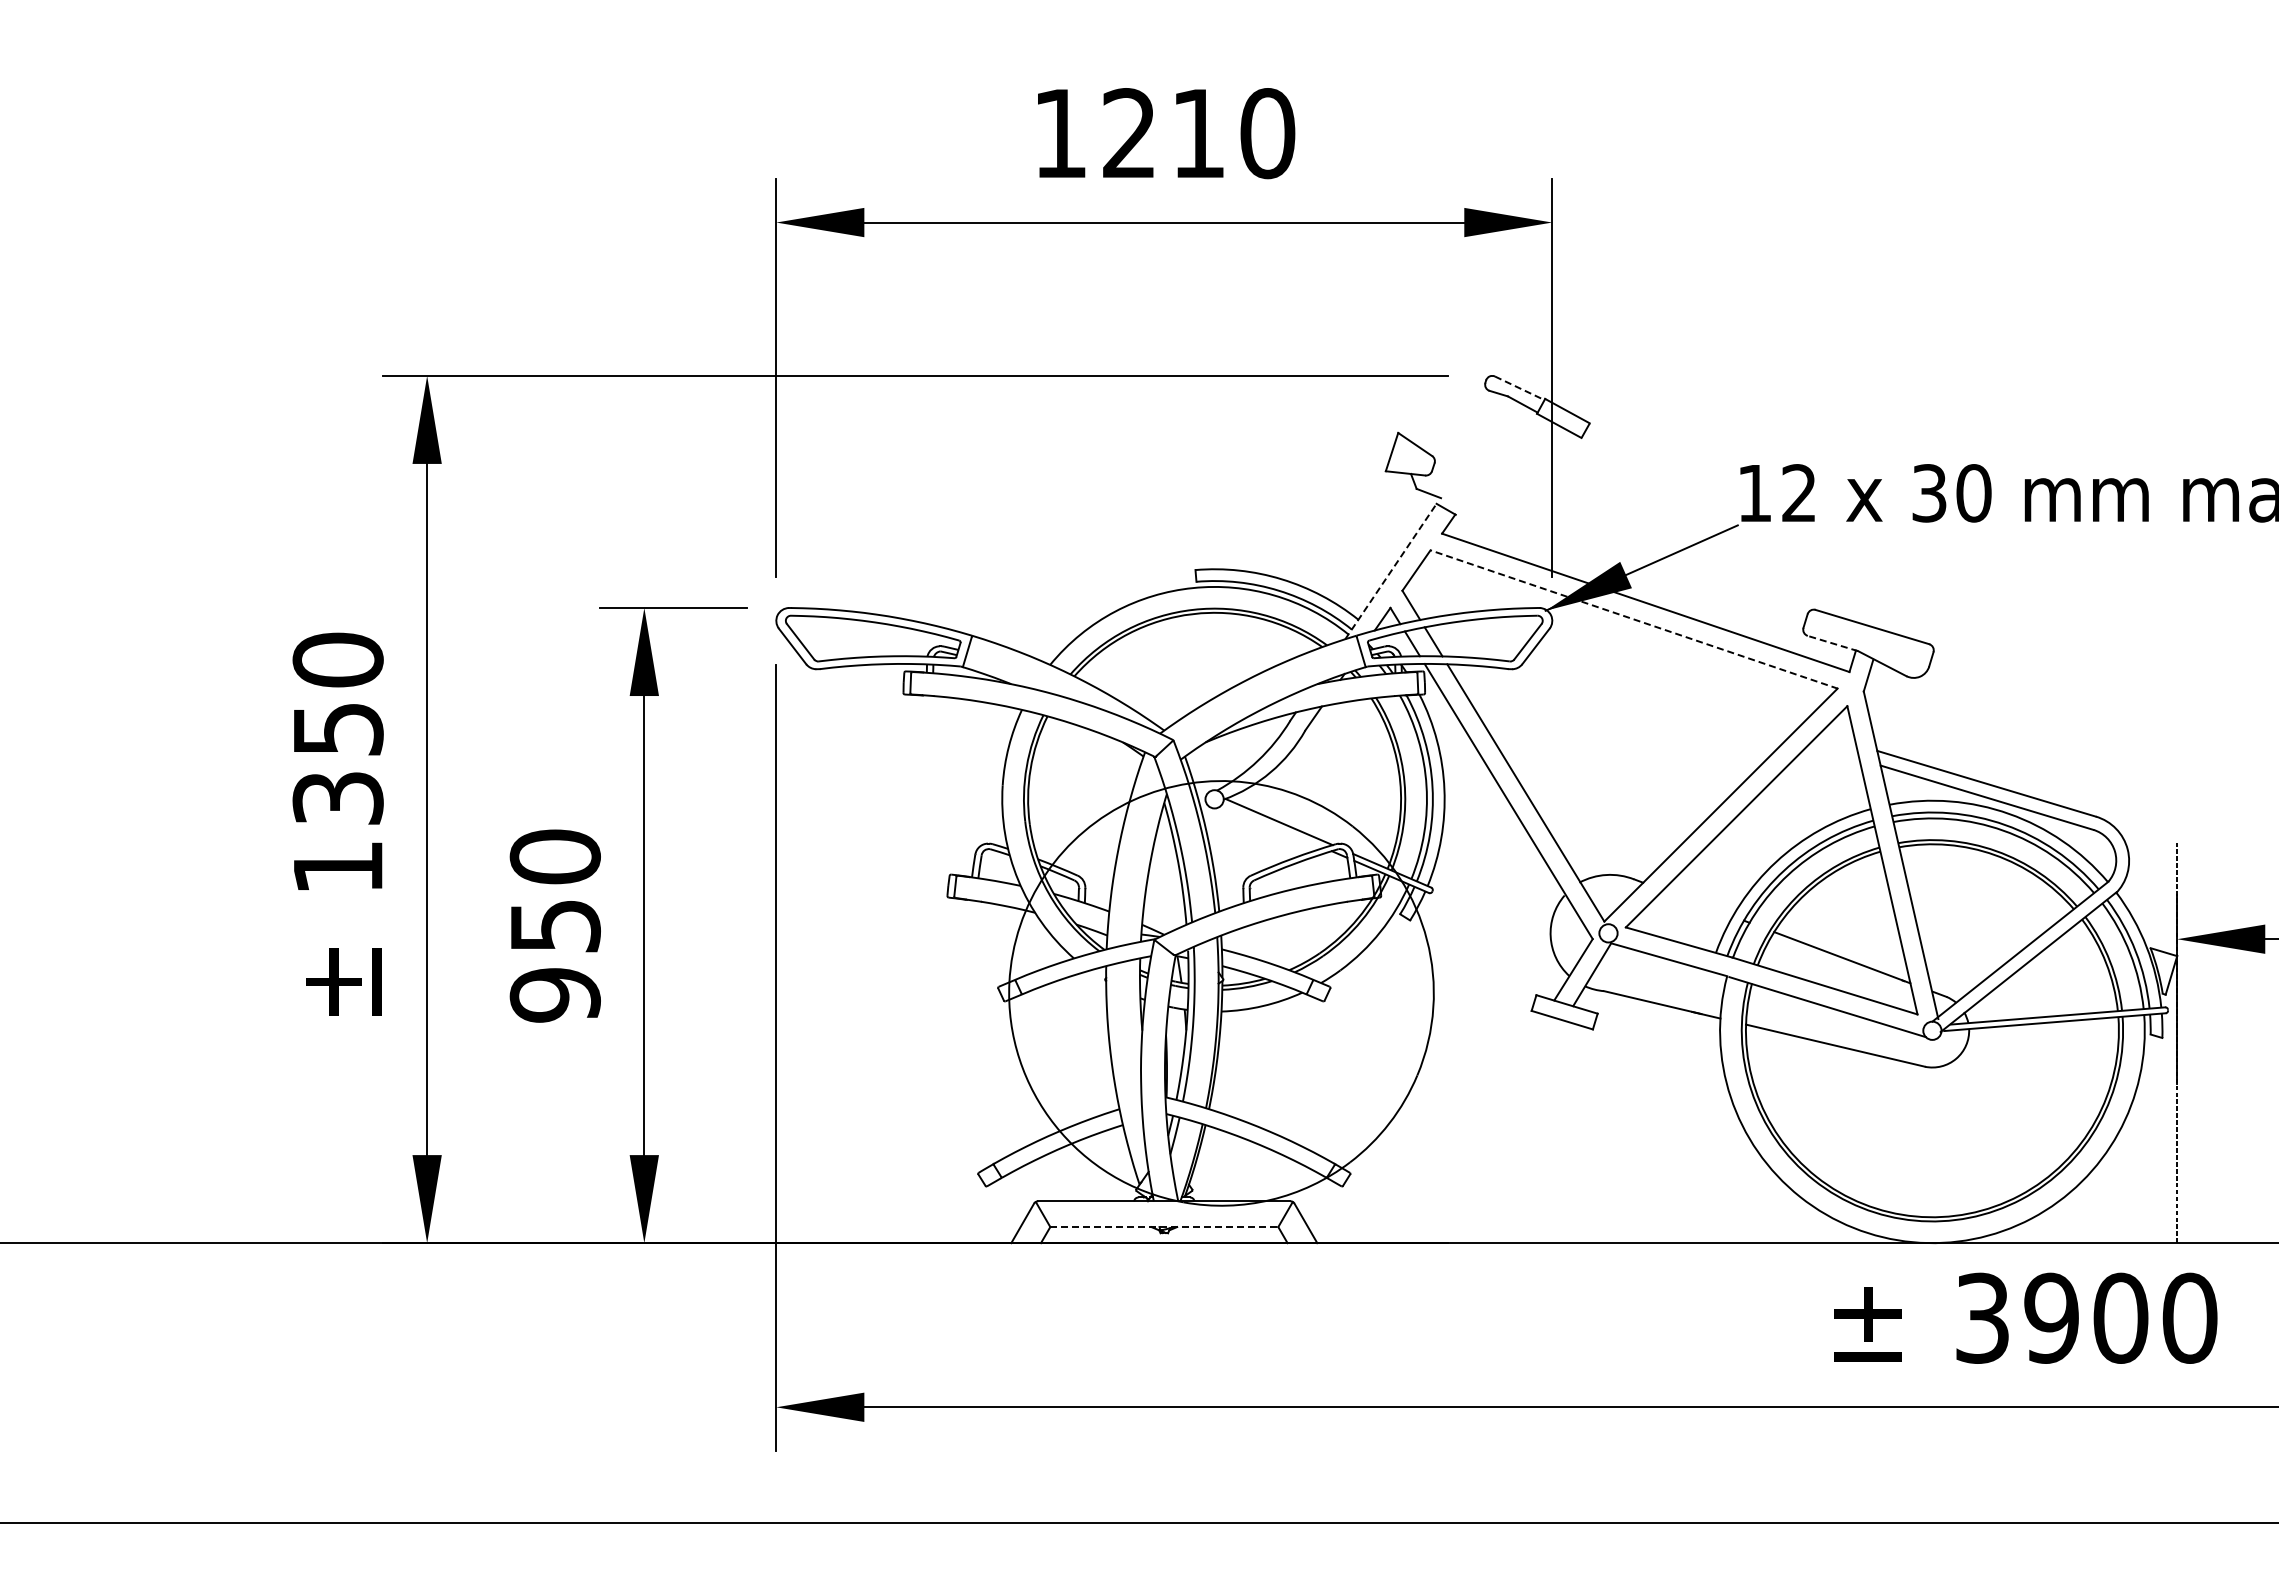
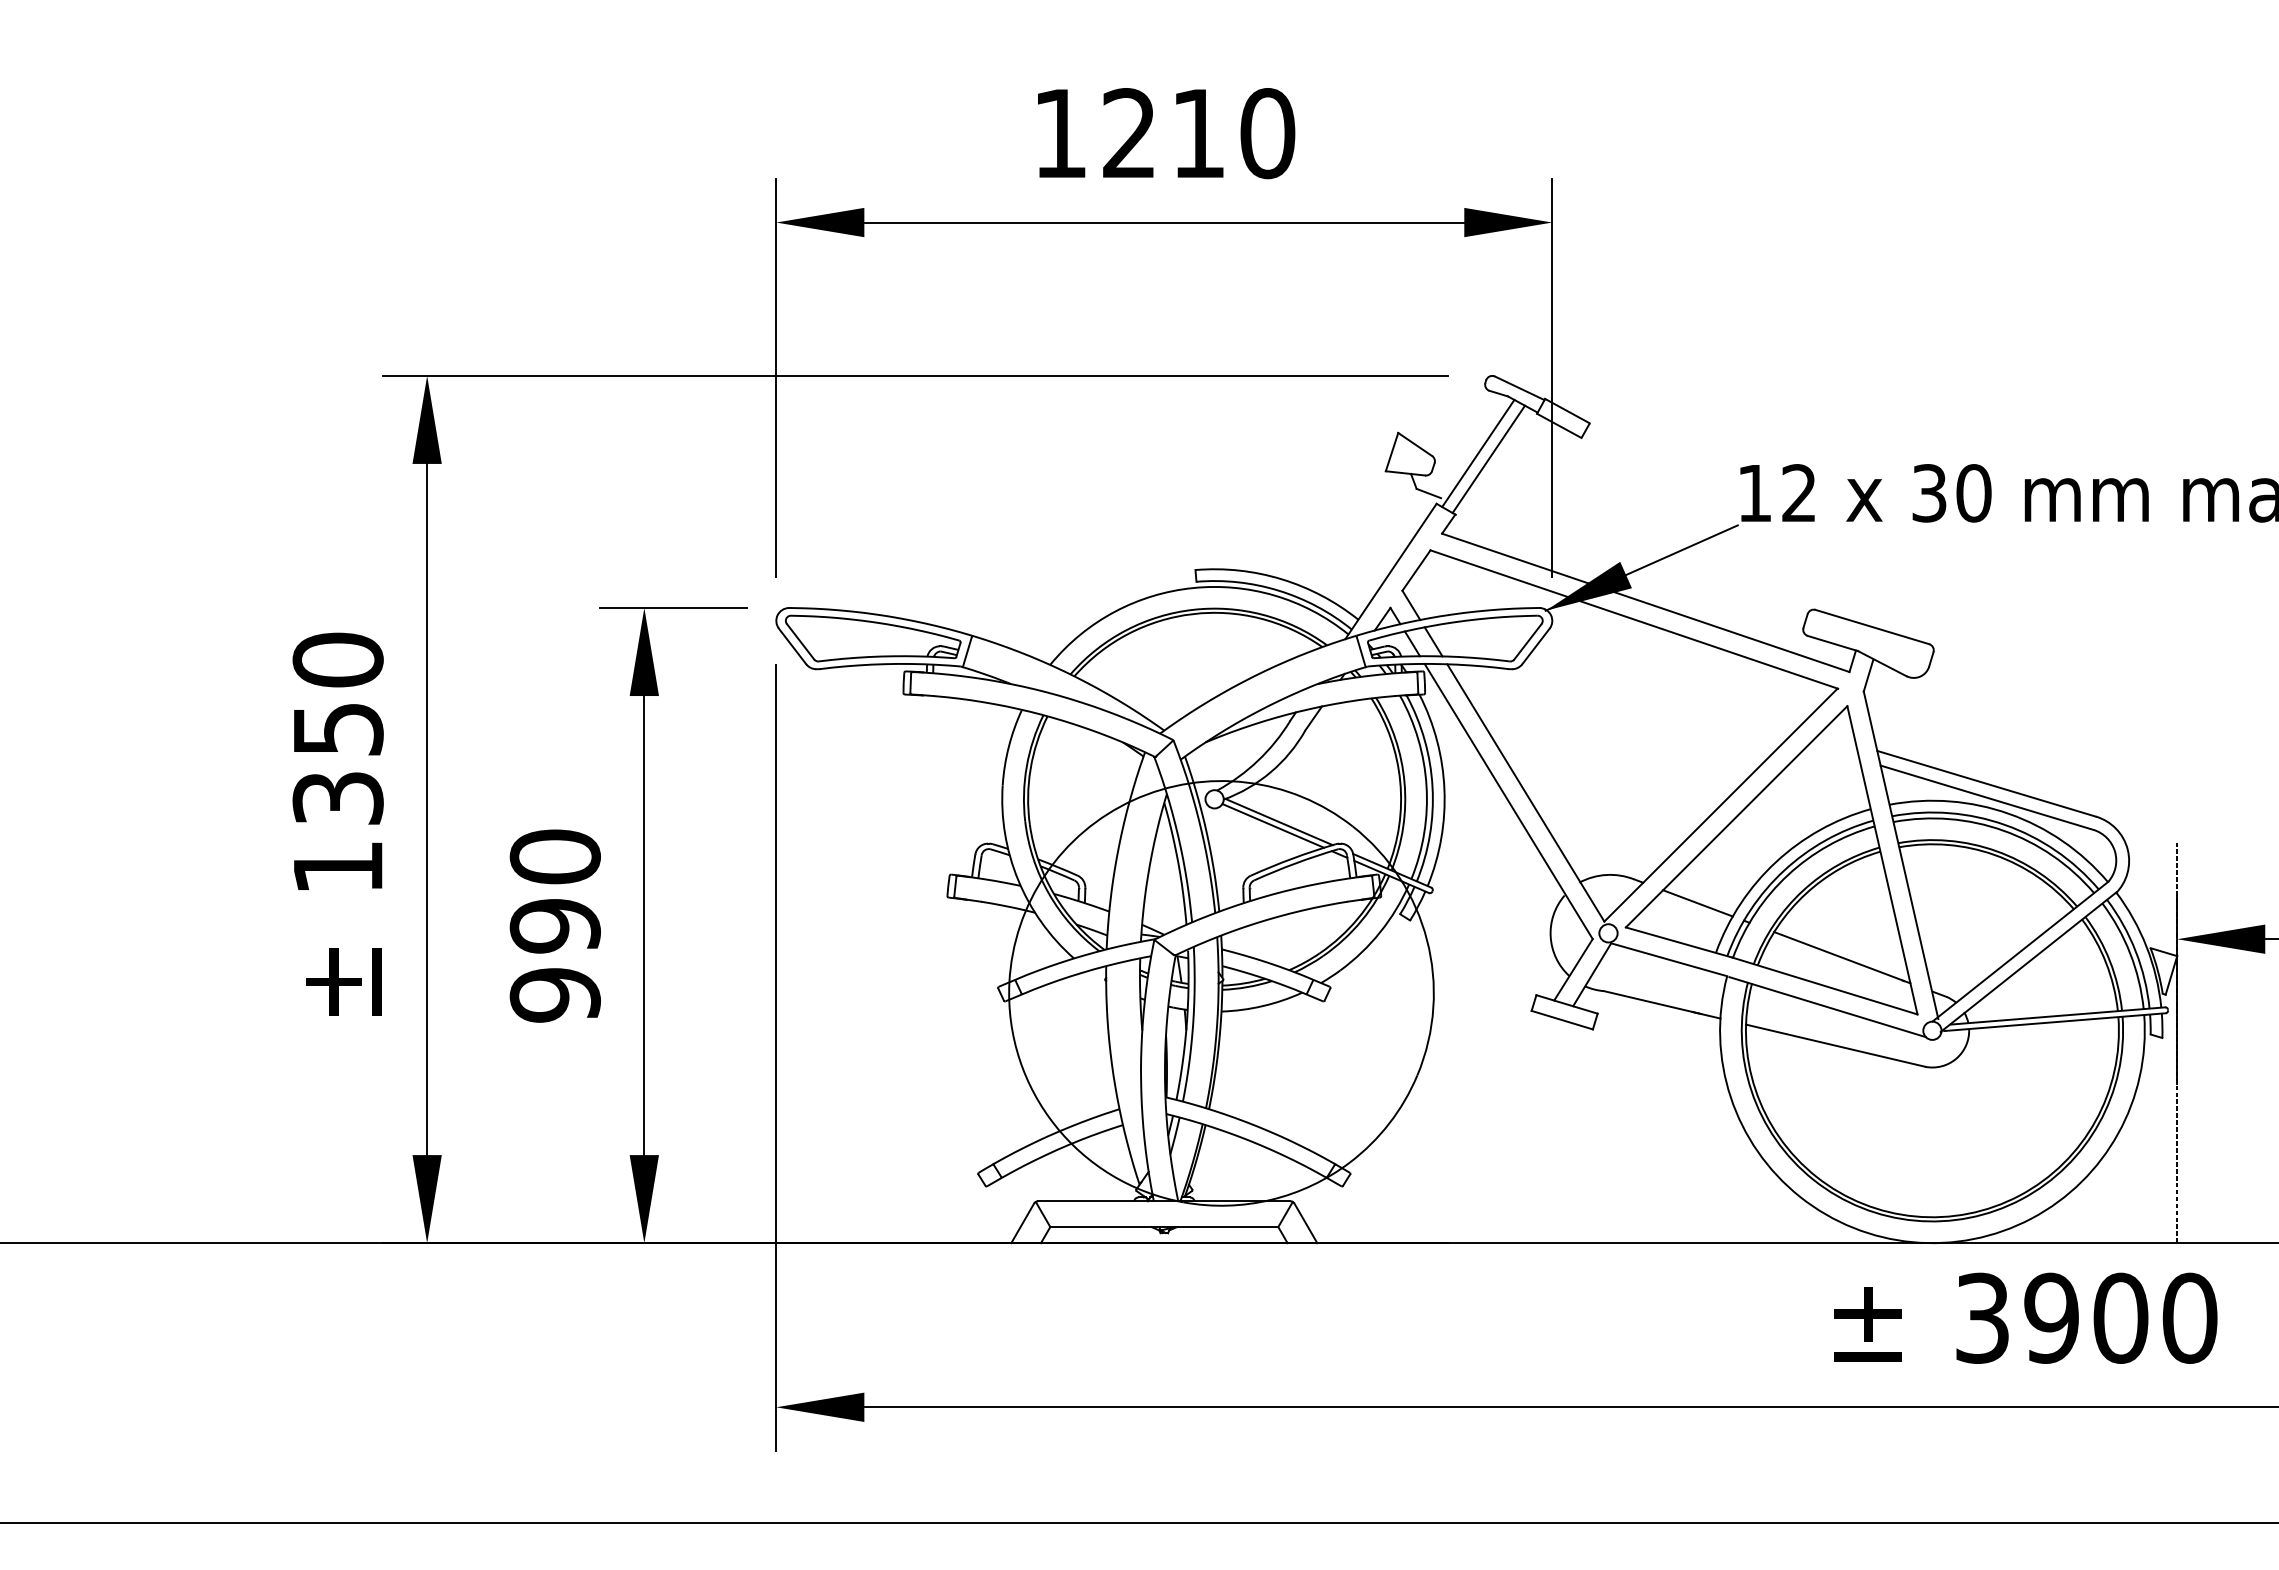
line: dashed -> solid (1520, 388)
line: none -> present (1478, 453)
line: none -> present (1488, 459)
line: dashed -> solid (1390, 571)
line: dashed -> solid (1633, 619)
line: dashed -> solid (1832, 643)
line: none -> present (1273, 825)
line: none -> present (1697, 903)
text: 950 -> 990 (554, 926)
line: dashed -> solid (1164, 1227)
